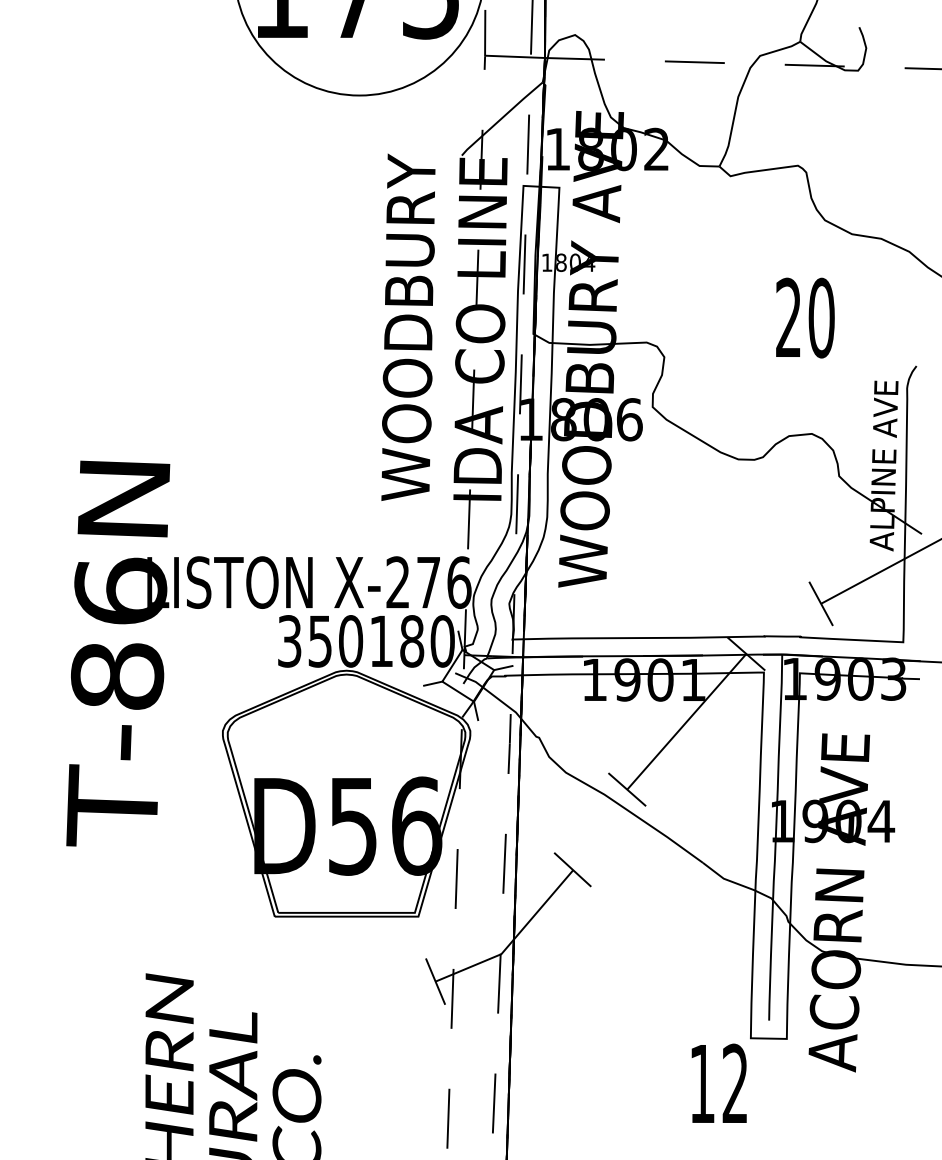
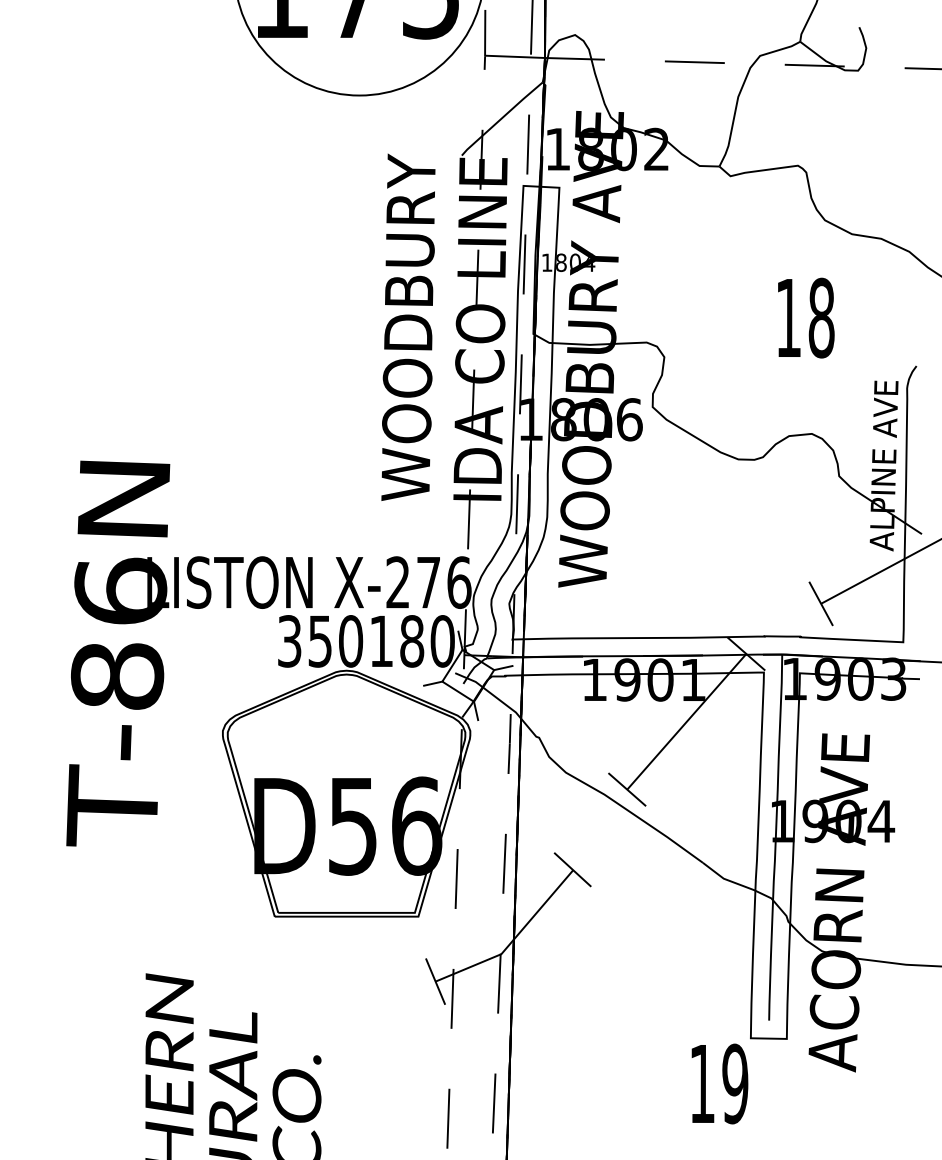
text: 20 -> 18 (805, 317)
text: 12 -> 19 (735, 1083)
